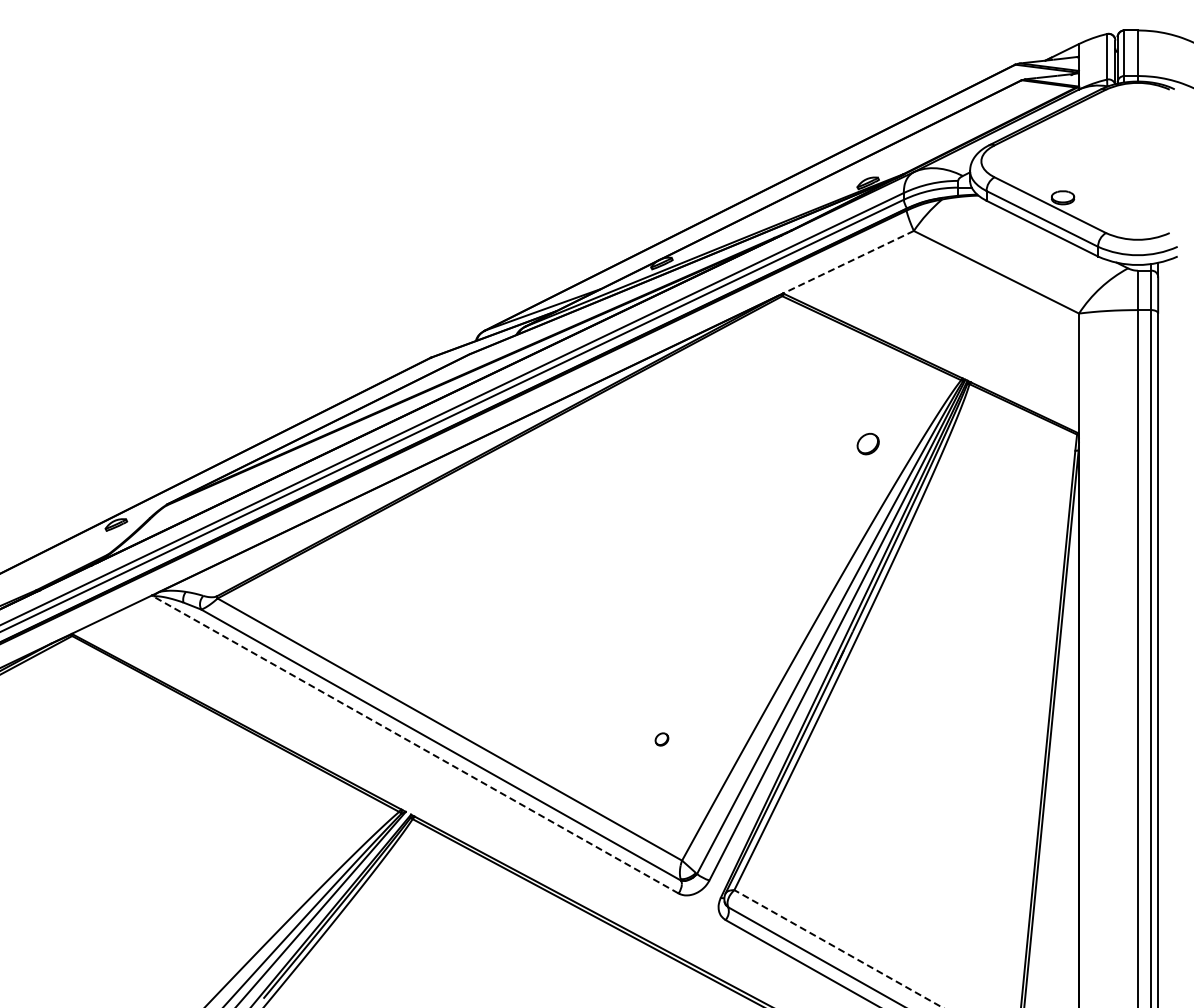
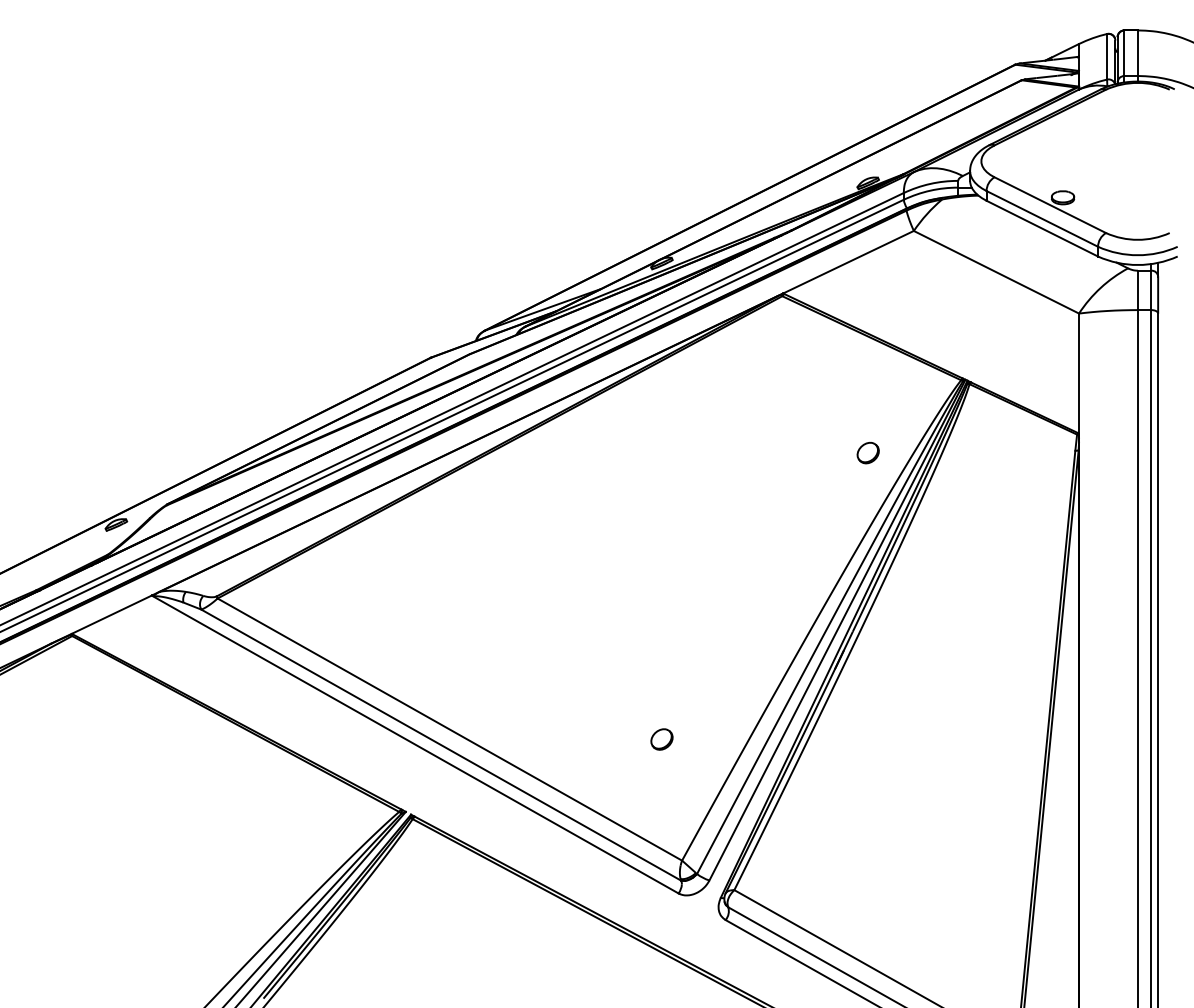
line: dashed -> solid (848, 262)
part position: (867, 443) -> (867, 452) (867, 452)
part size: 16x15 px -> 24x23 px (661, 739)
line: dashed -> solid (415, 744)
line: dashed -> solid (838, 949)
